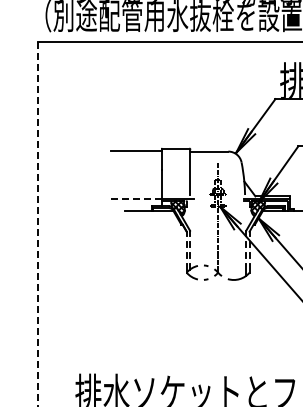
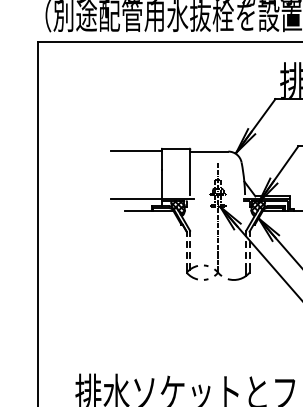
line: dashed -> solid (136, 198)
line: dashed -> solid (37, 224)
